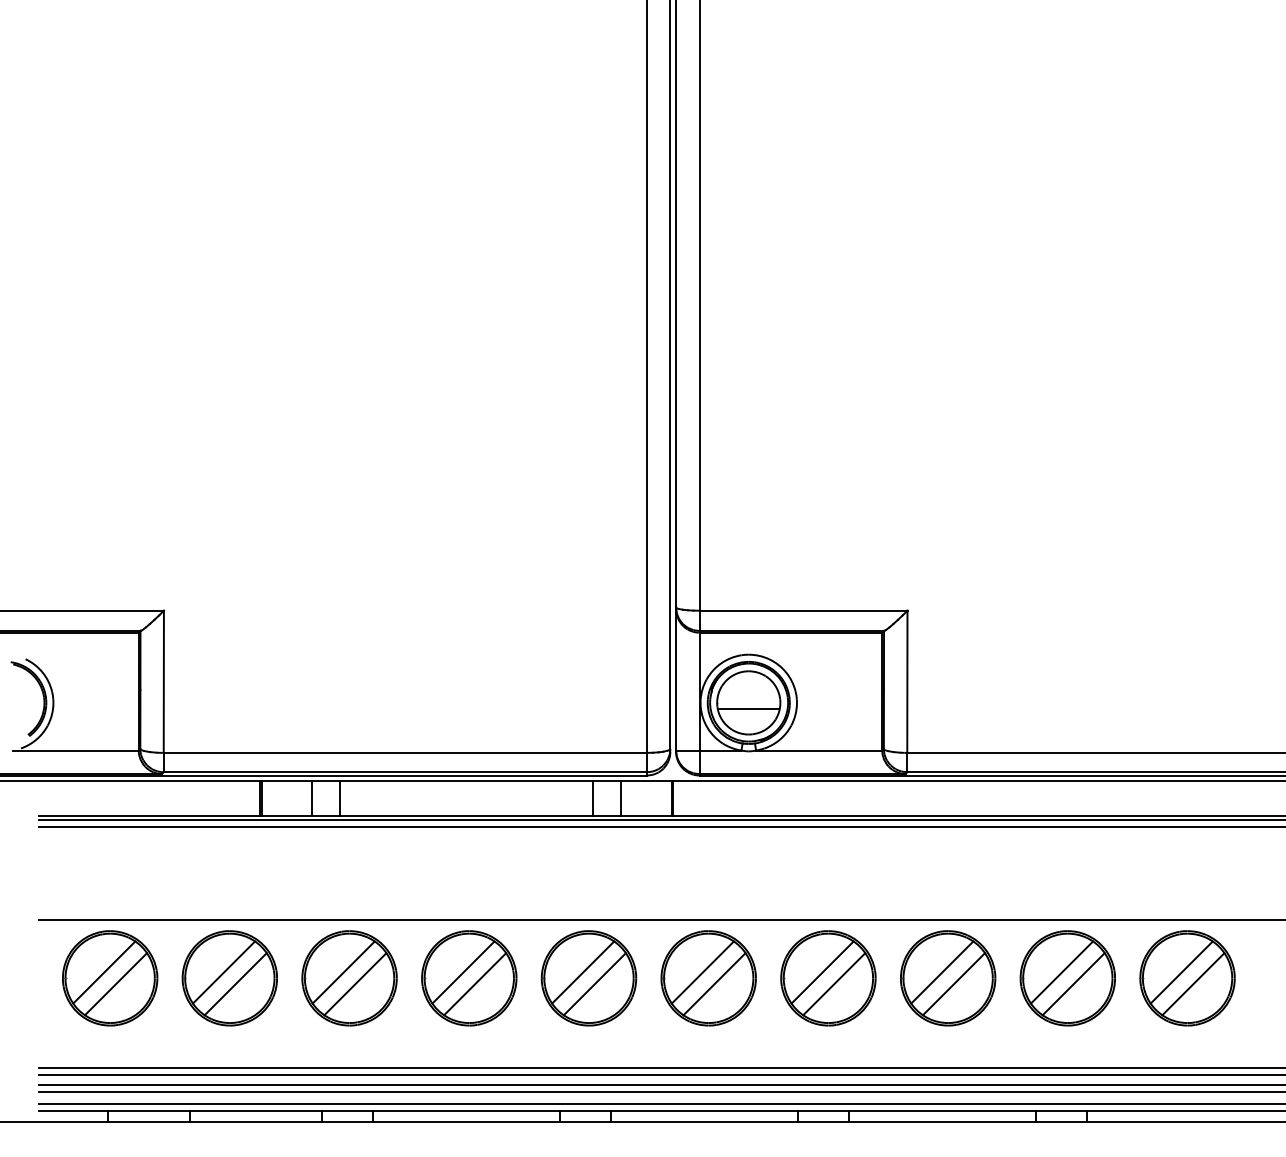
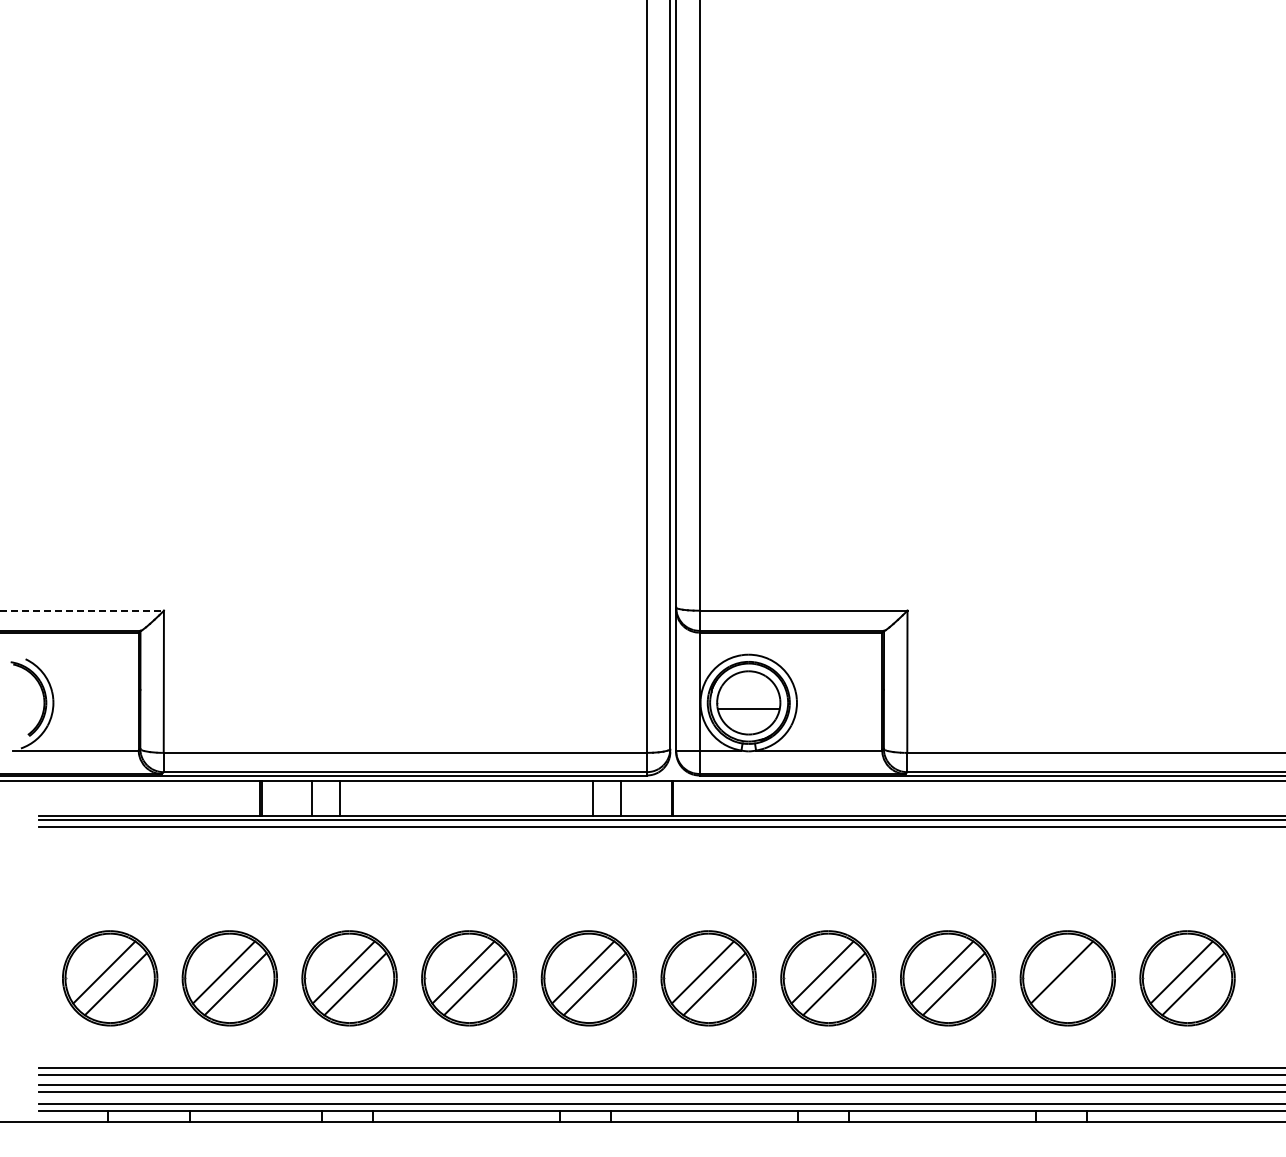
line: solid -> dashed (81, 610)
line: present -> none (660, 920)
line: present -> none (1073, 984)
